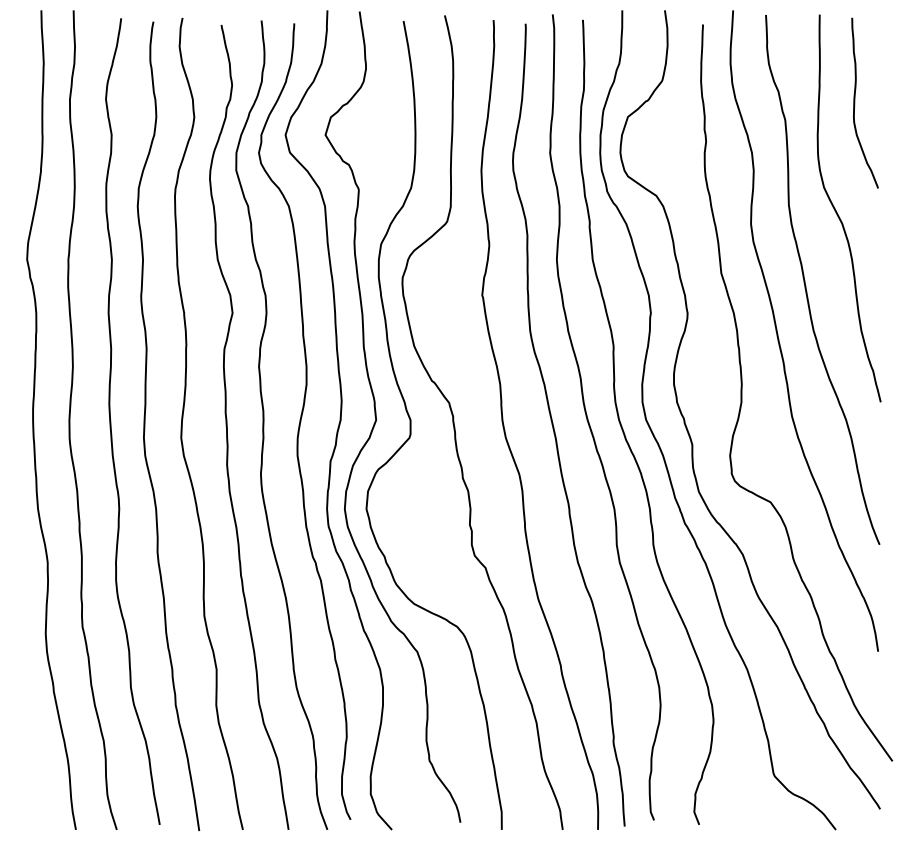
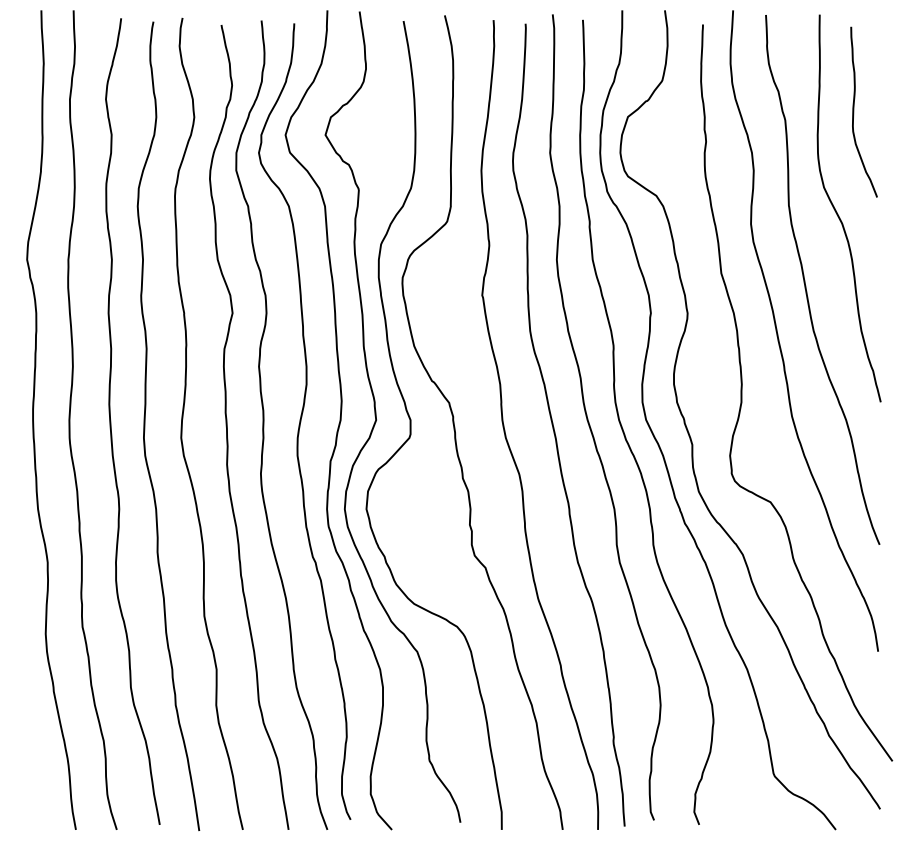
curve position: (855, 102) -> (854, 111) (854, 111)
